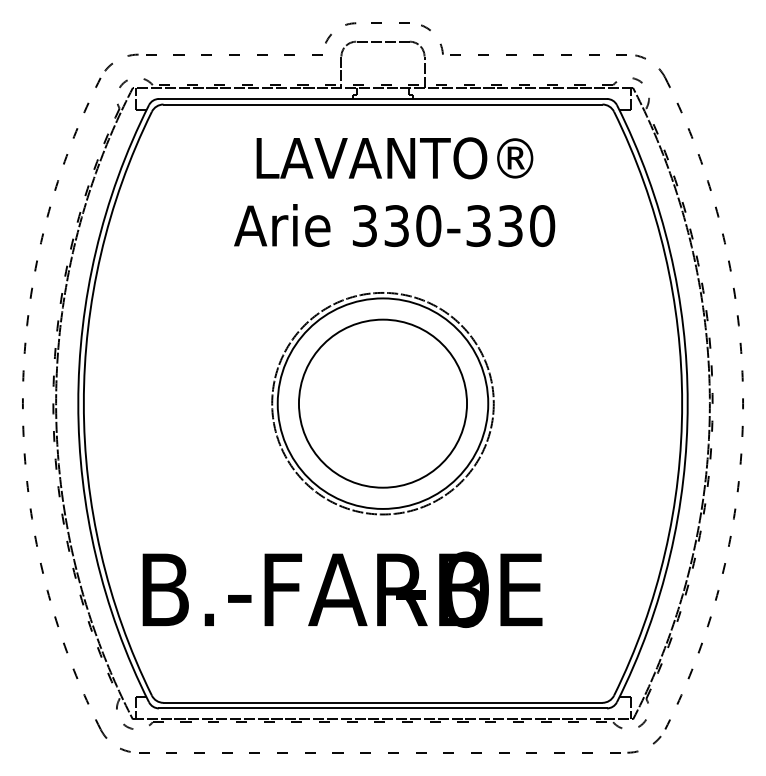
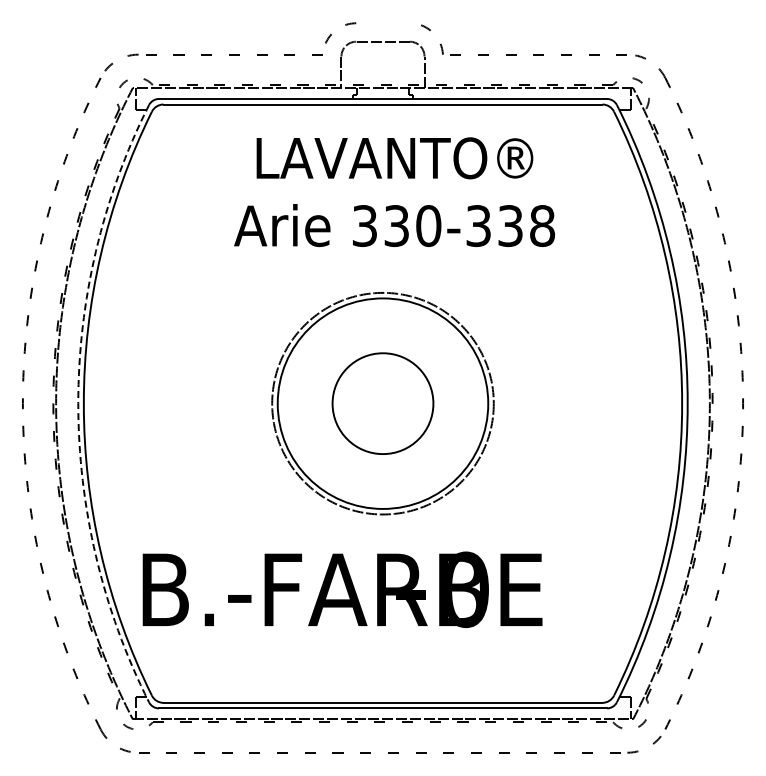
line: present -> none (381, 22)
text: 330-330 -> 330-338 (542, 225)
arc: solid -> dashed (78, 403)
circle diameter: 168 px -> 101 px (382, 403)
